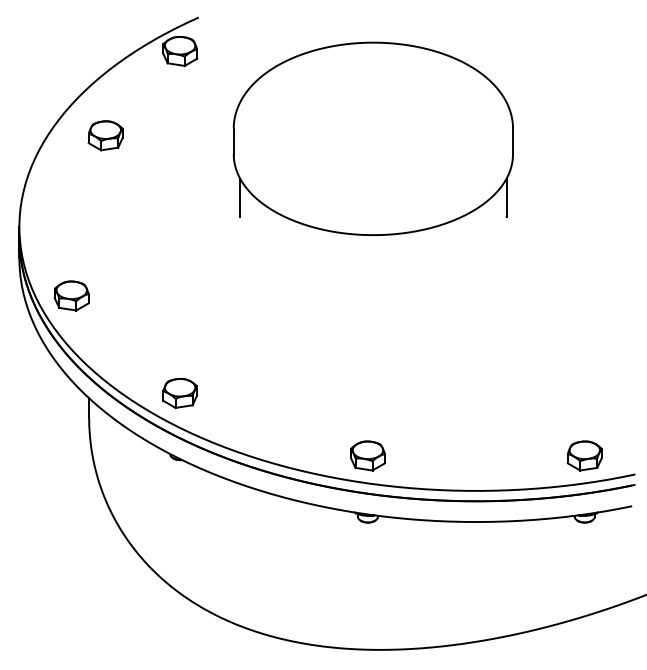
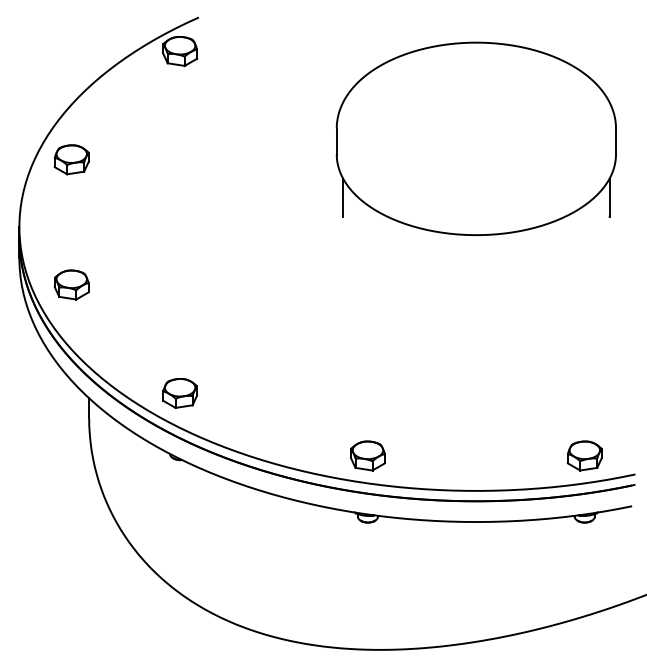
part position: (105, 135) -> (71, 159) (71, 159)
part position: (372, 138) -> (475, 138) (475, 138)
part position: (71, 295) -> (71, 284) (71, 284)
